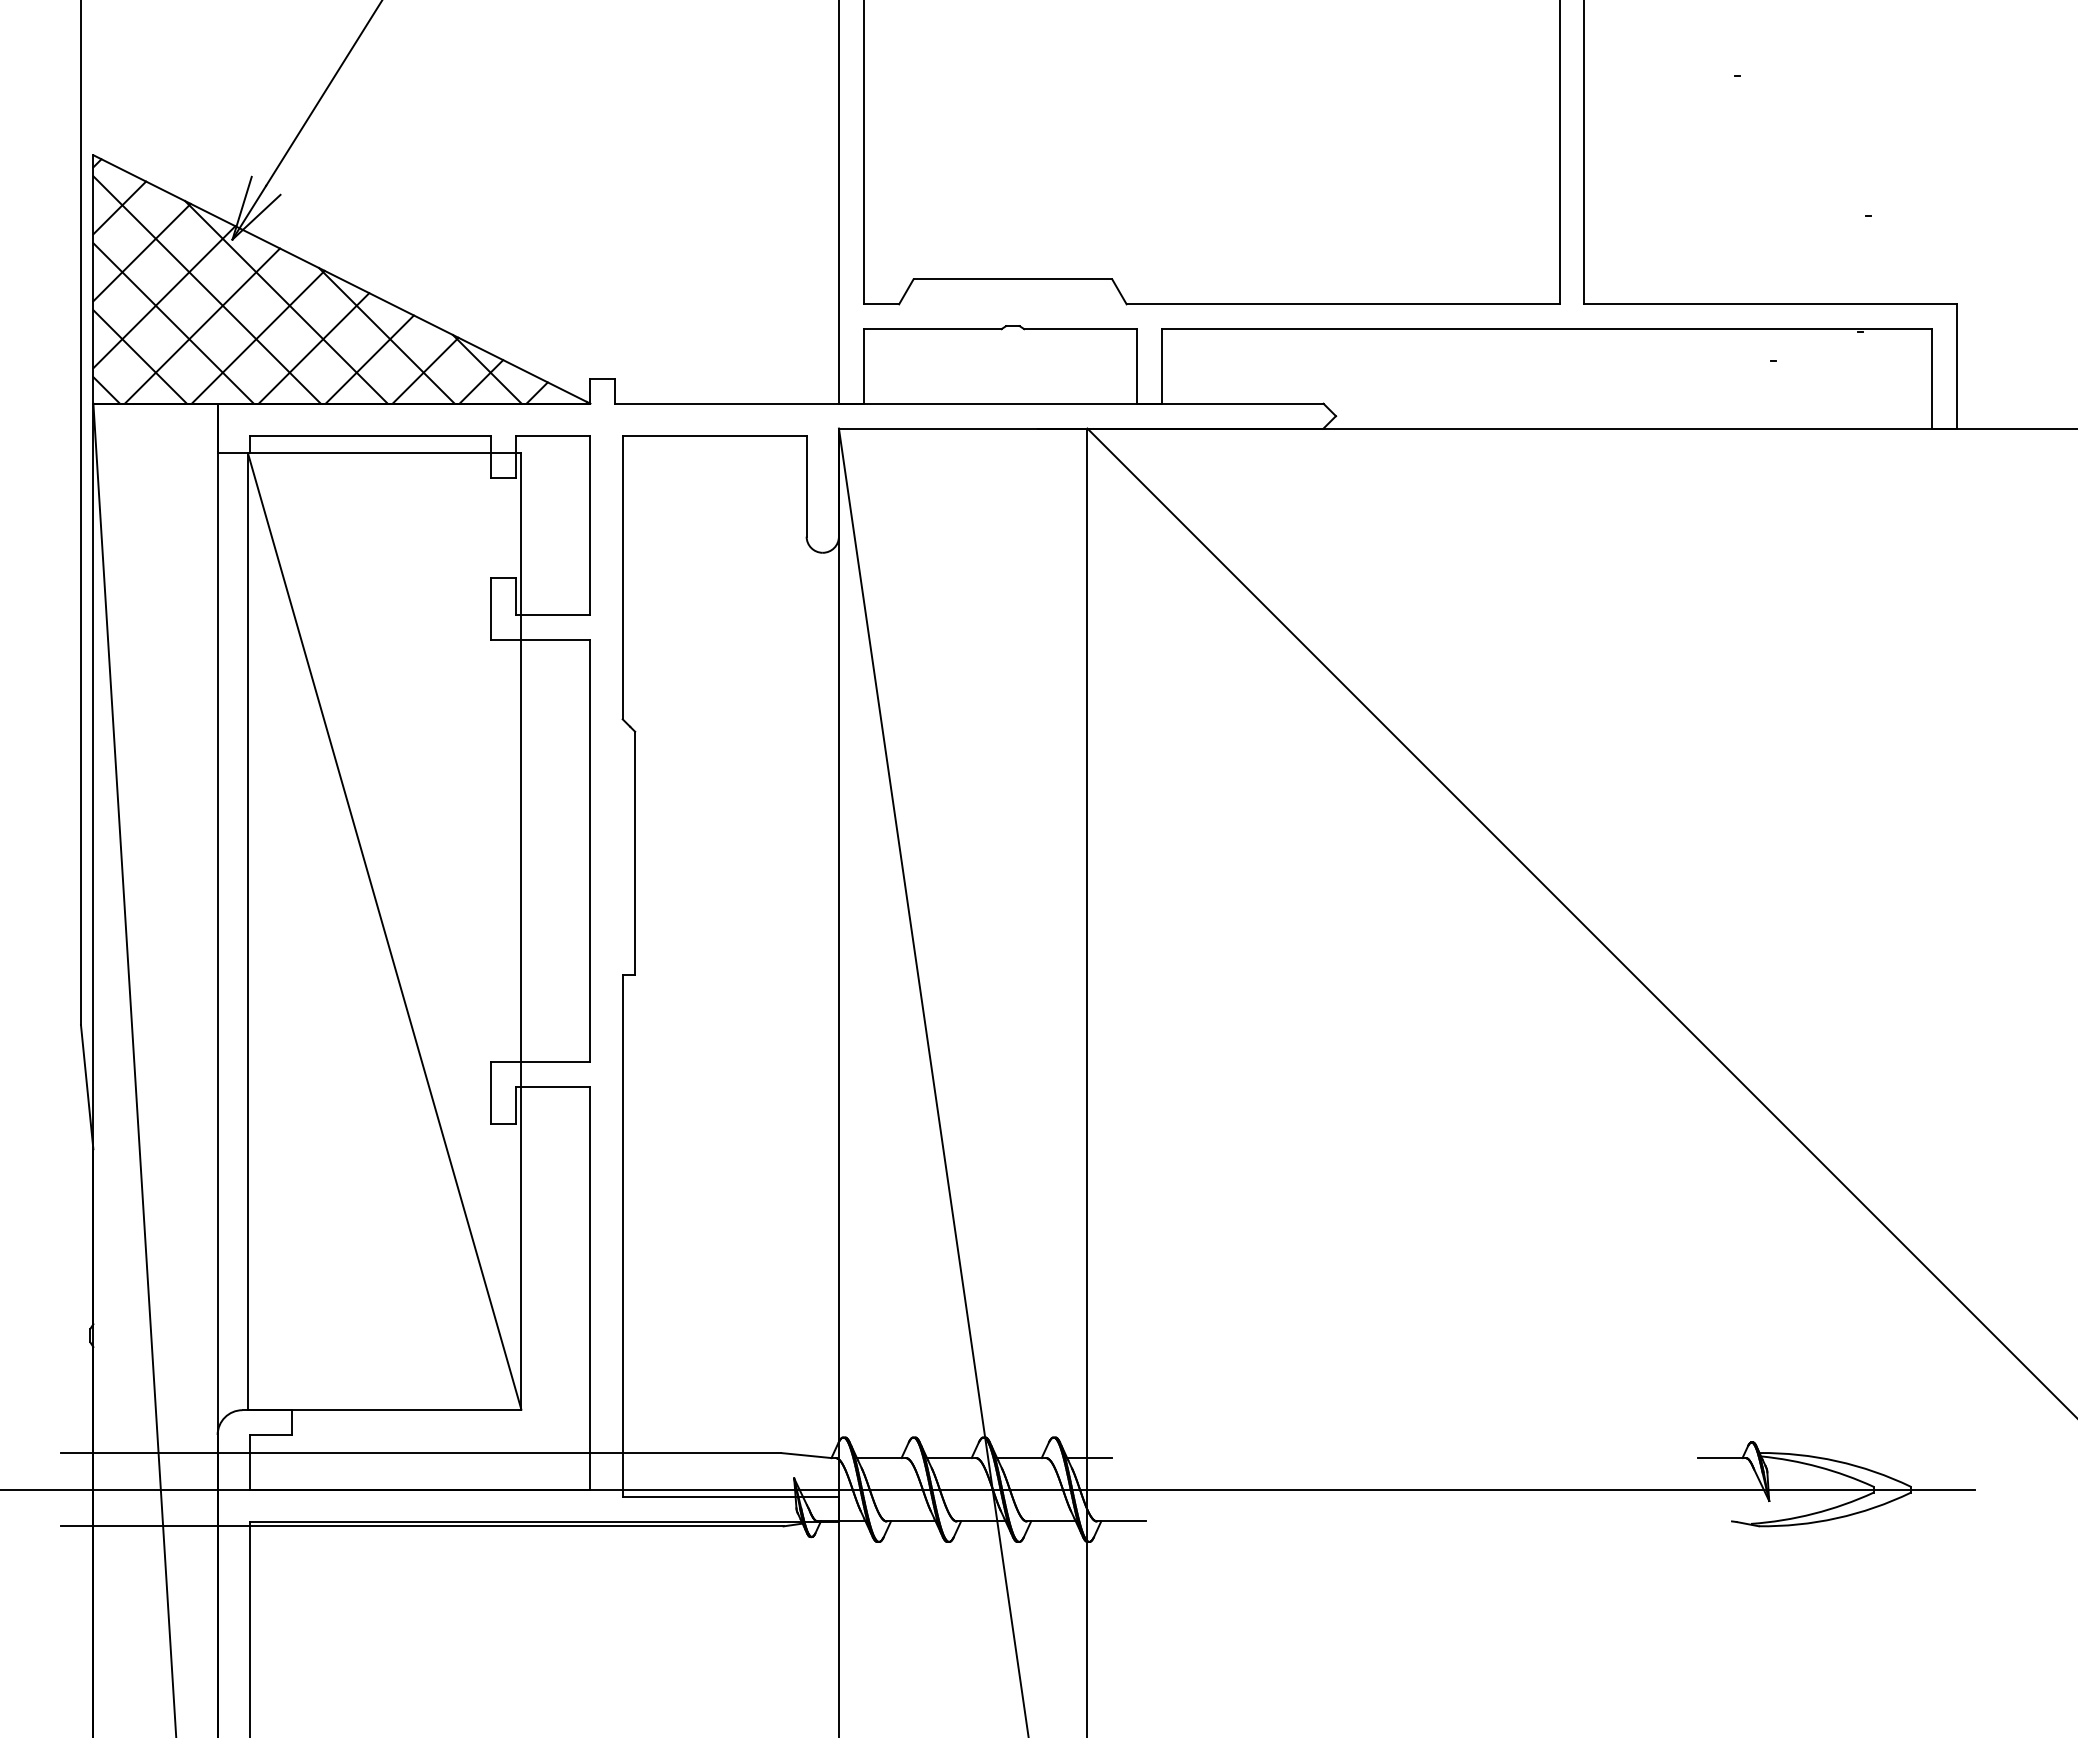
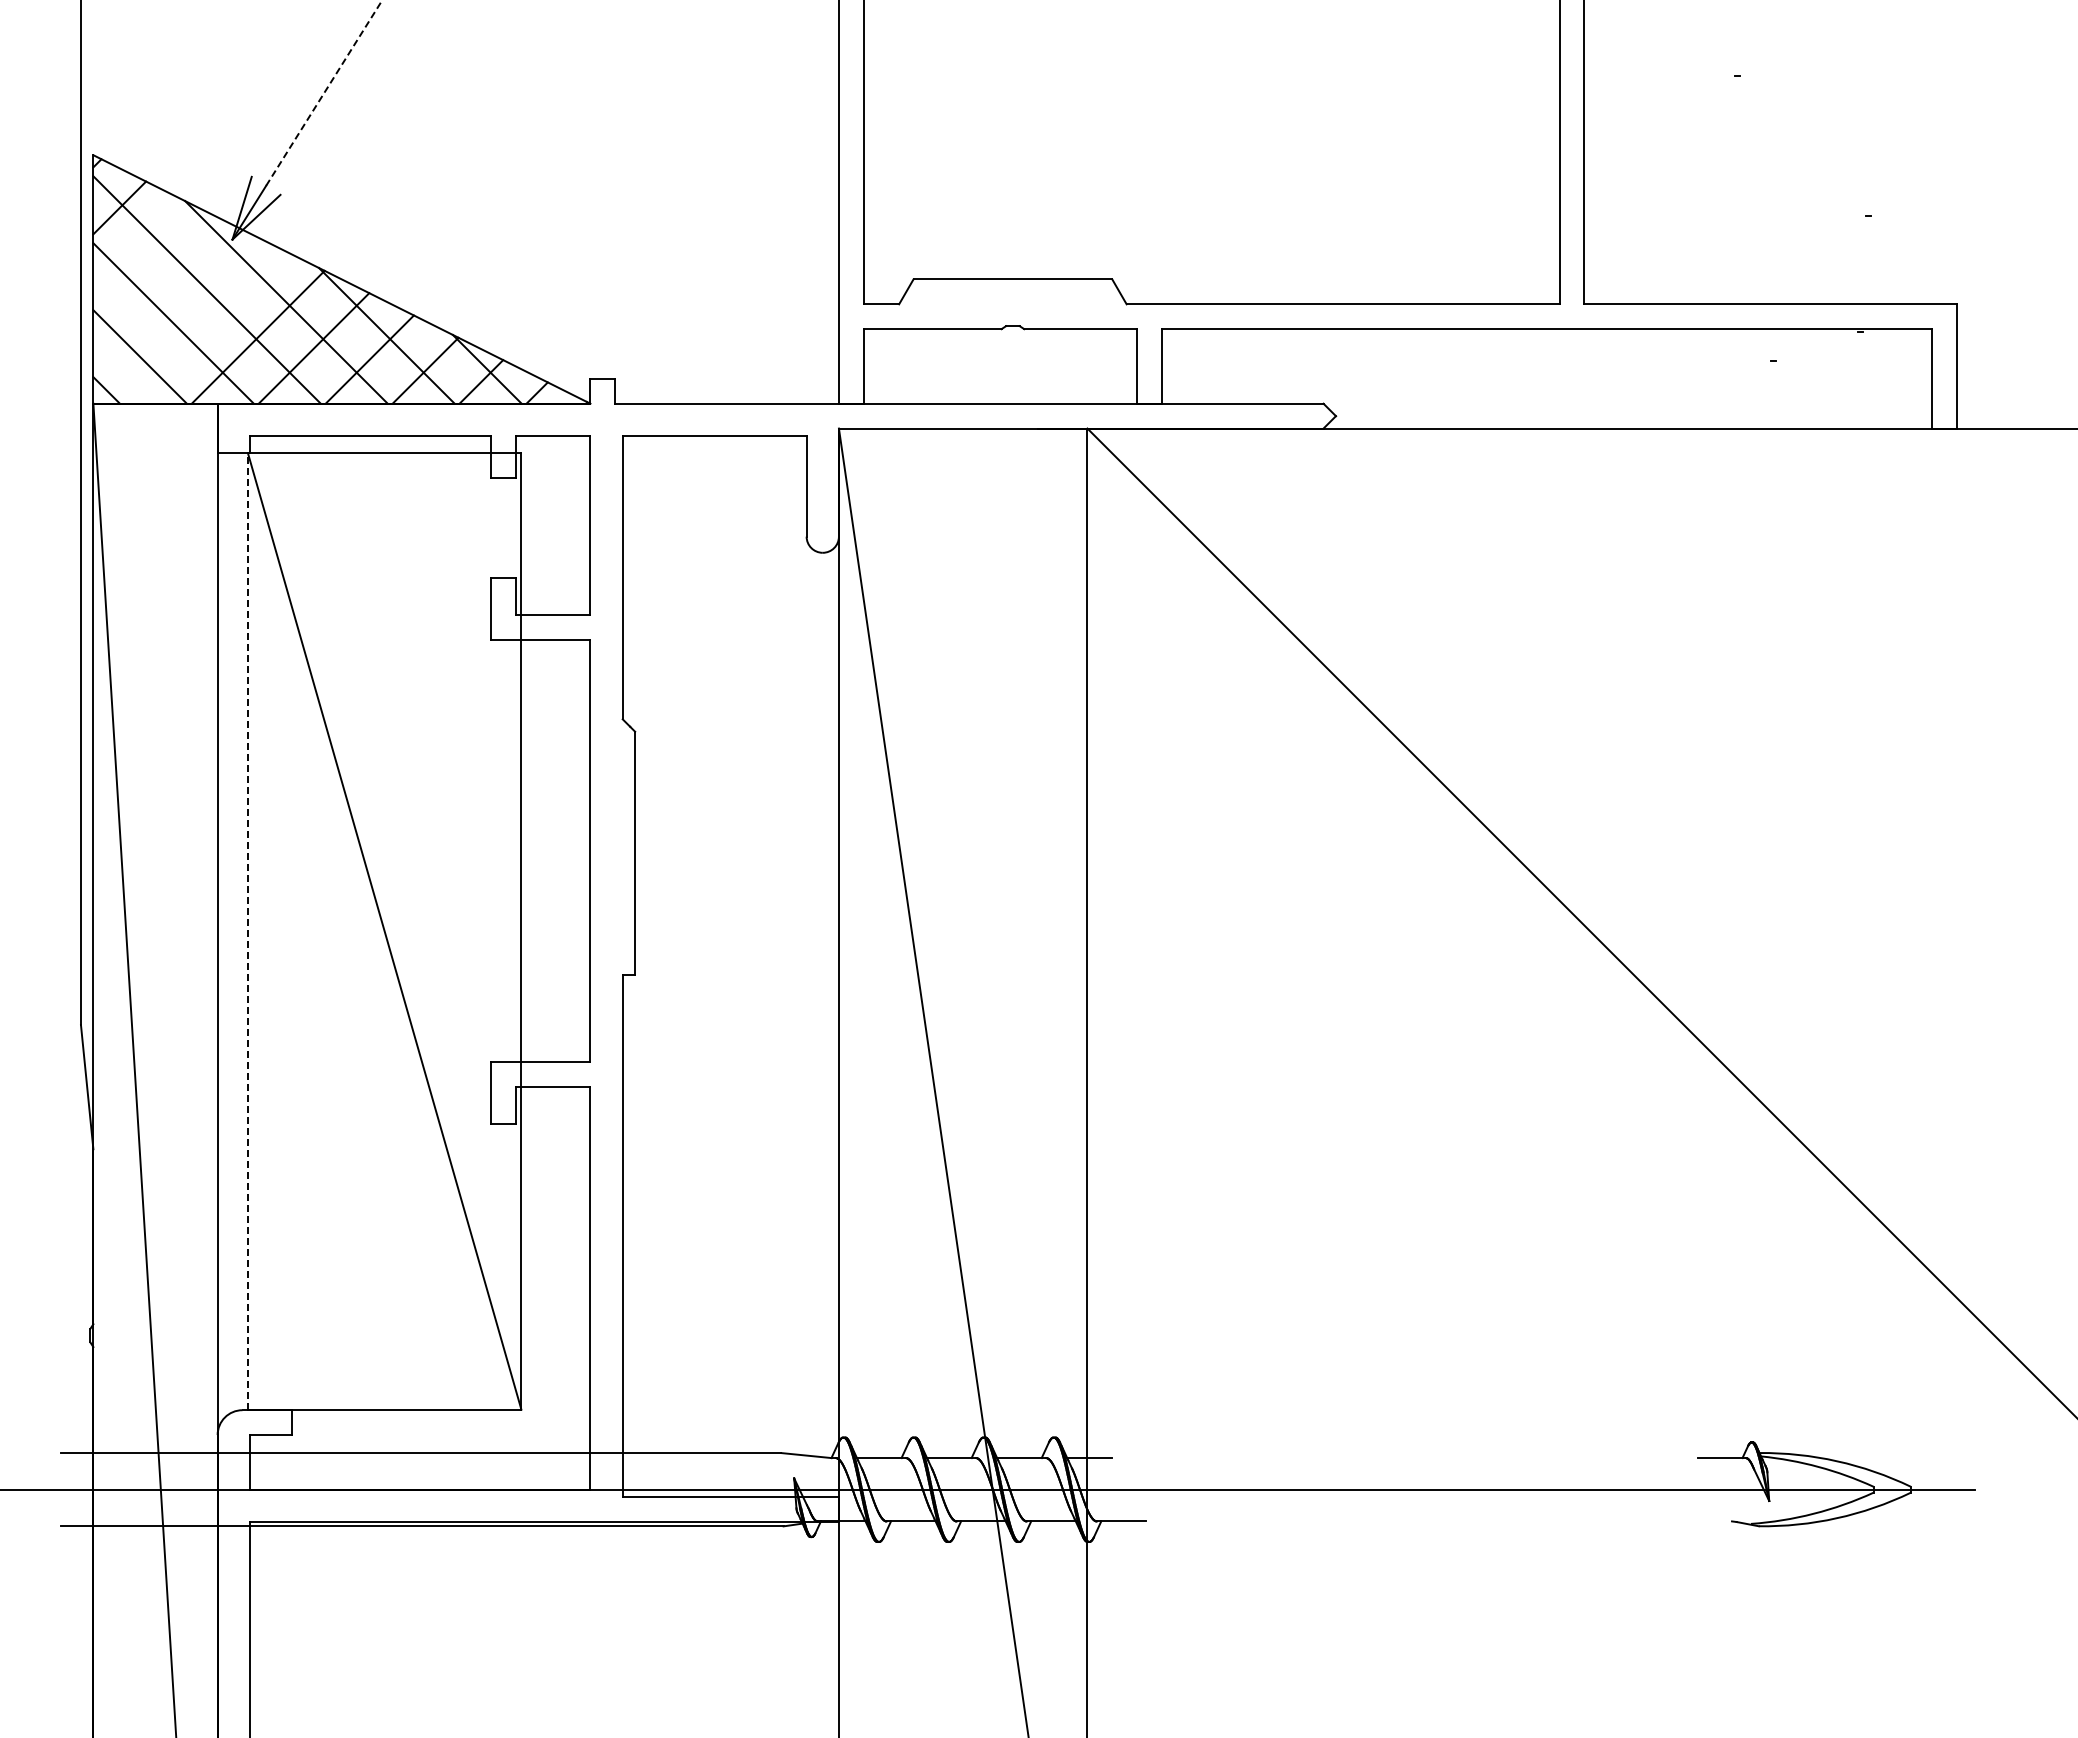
line: solid -> dashed (324, 92)
line: present -> none (141, 252)
line: present -> none (164, 297)
line: present -> none (202, 325)
line: solid -> dashed (248, 931)
